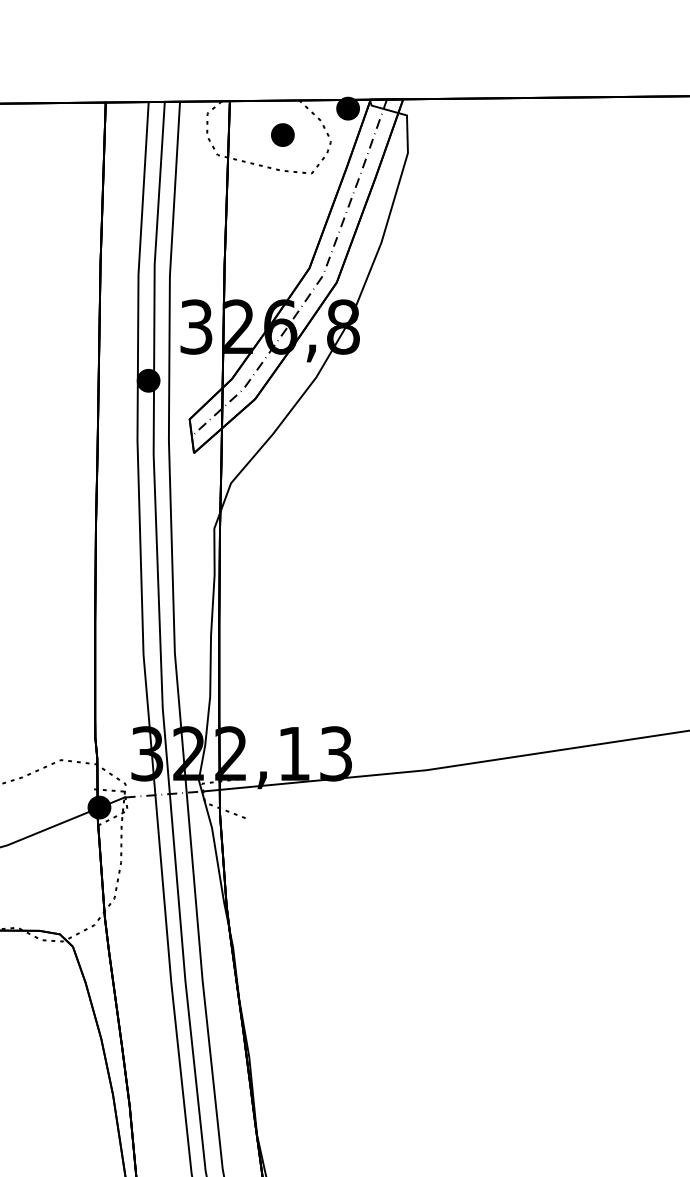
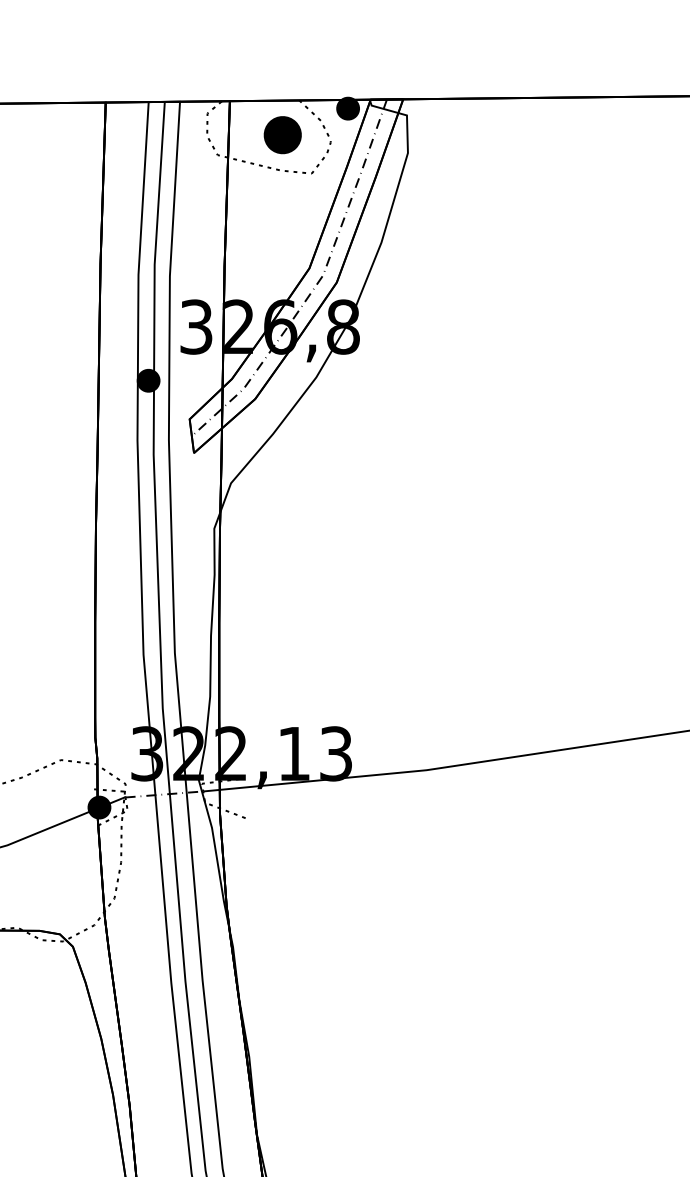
part size: 24x24 px -> 39x39 px (282, 135)
